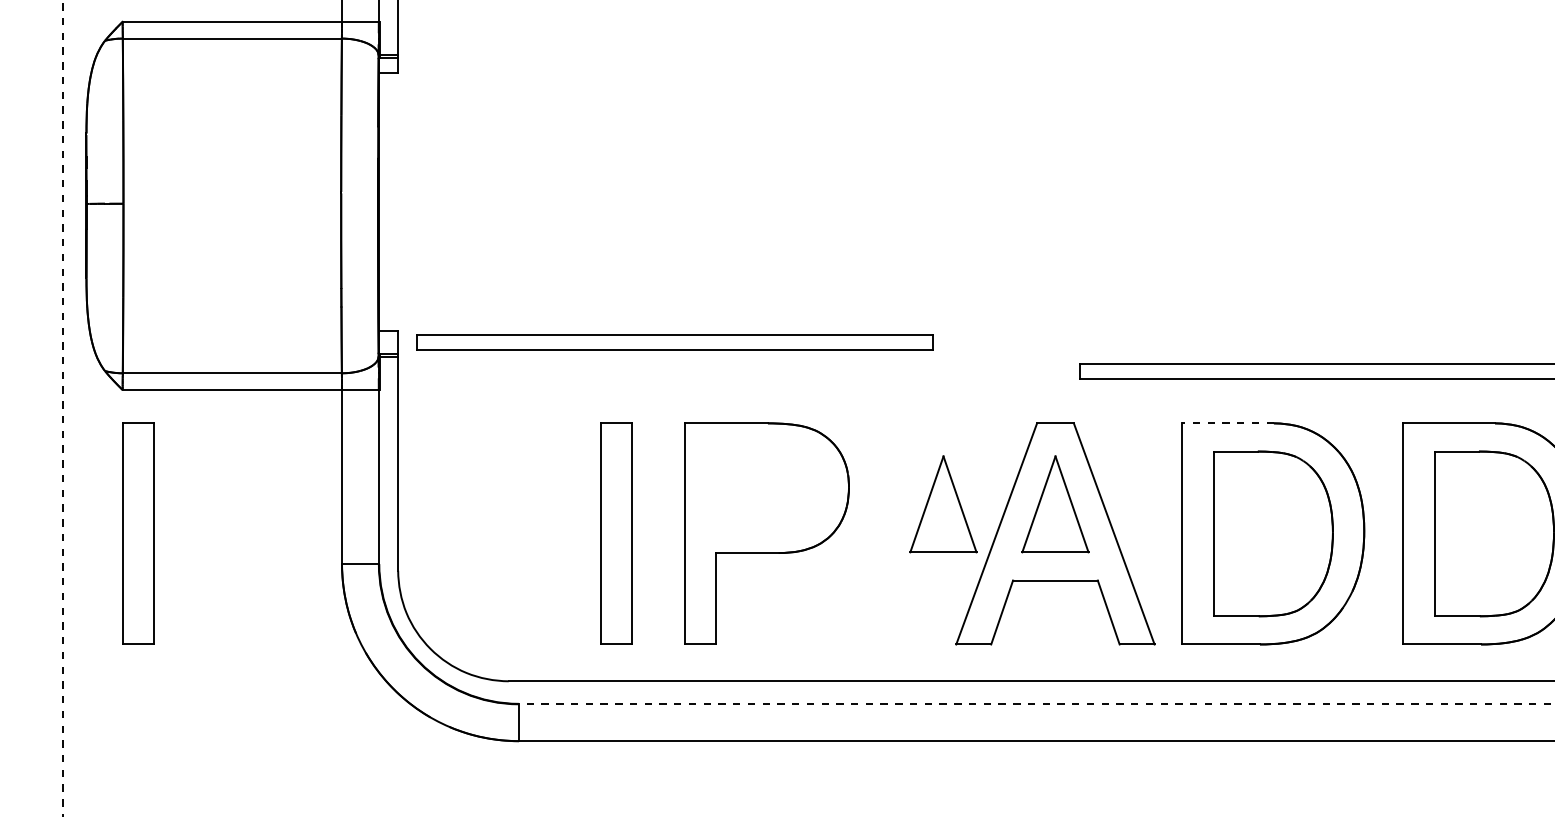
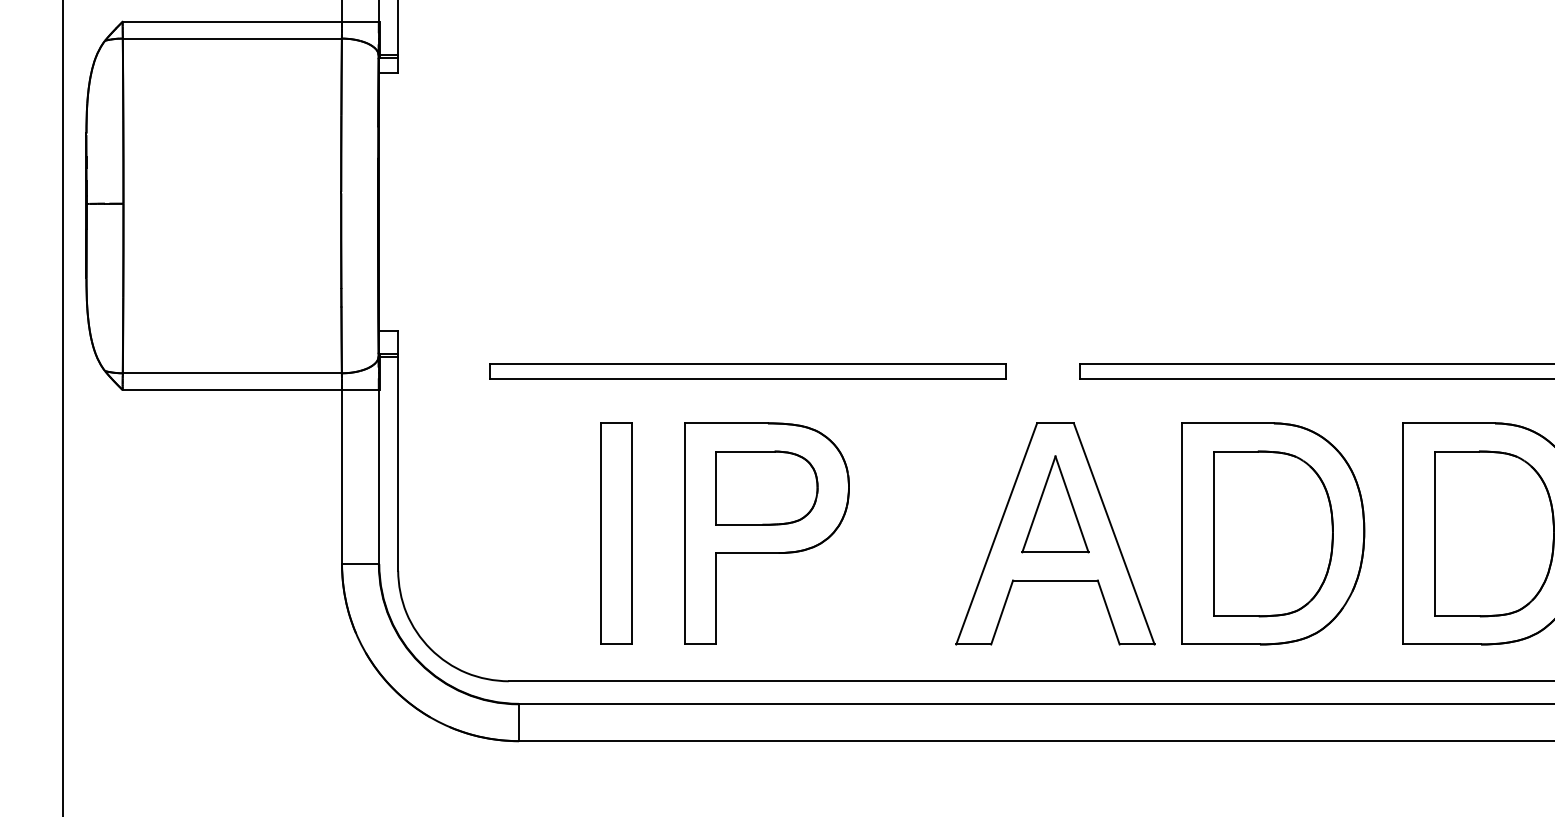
part position: (674, 342) -> (747, 371) (747, 371)
line: dashed -> solid (62, 408)
line: dashed -> solid (1228, 423)
part: none -> present (766, 487)
part: present -> none (943, 504)
part: present -> none (138, 533)
line: dashed -> solid (1036, 704)
